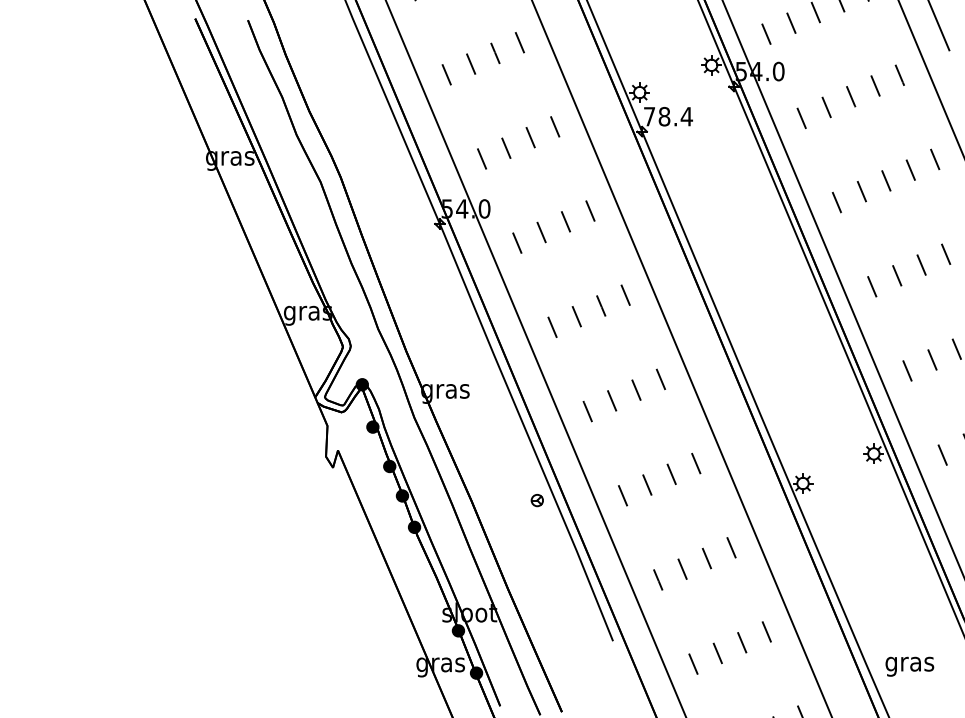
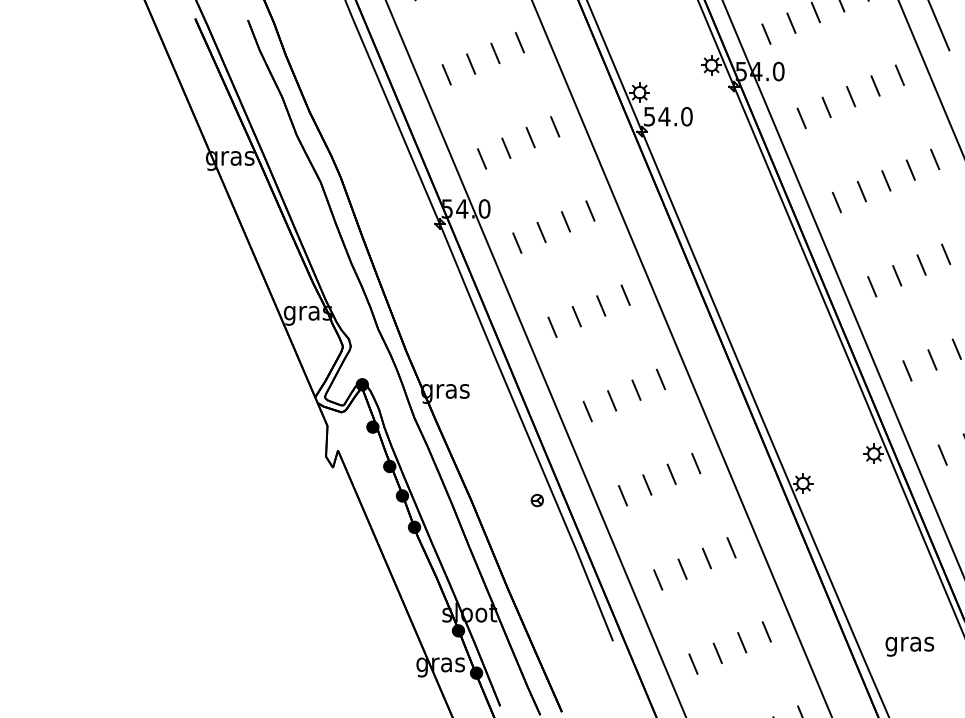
text: 78.4 -> 54.0 (668, 116)
text position: (909, 666) -> (909, 646) (909, 646)
